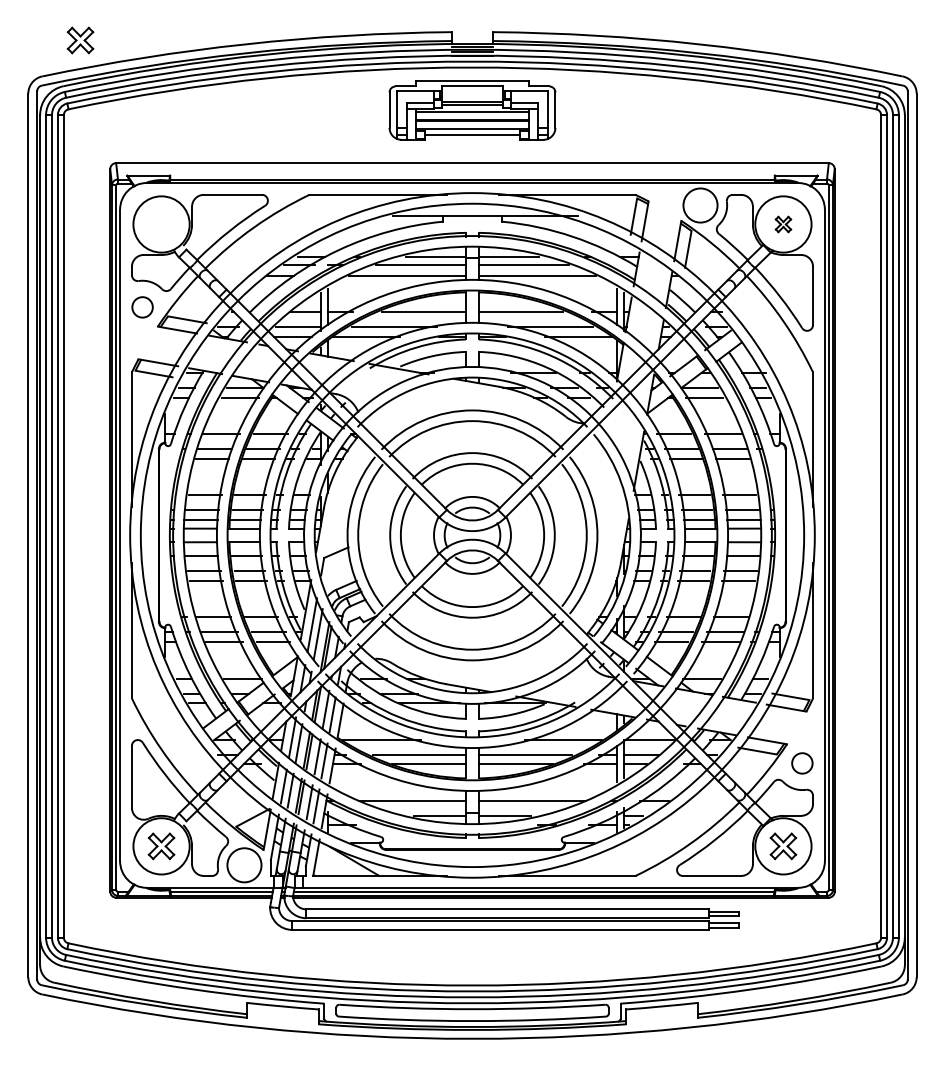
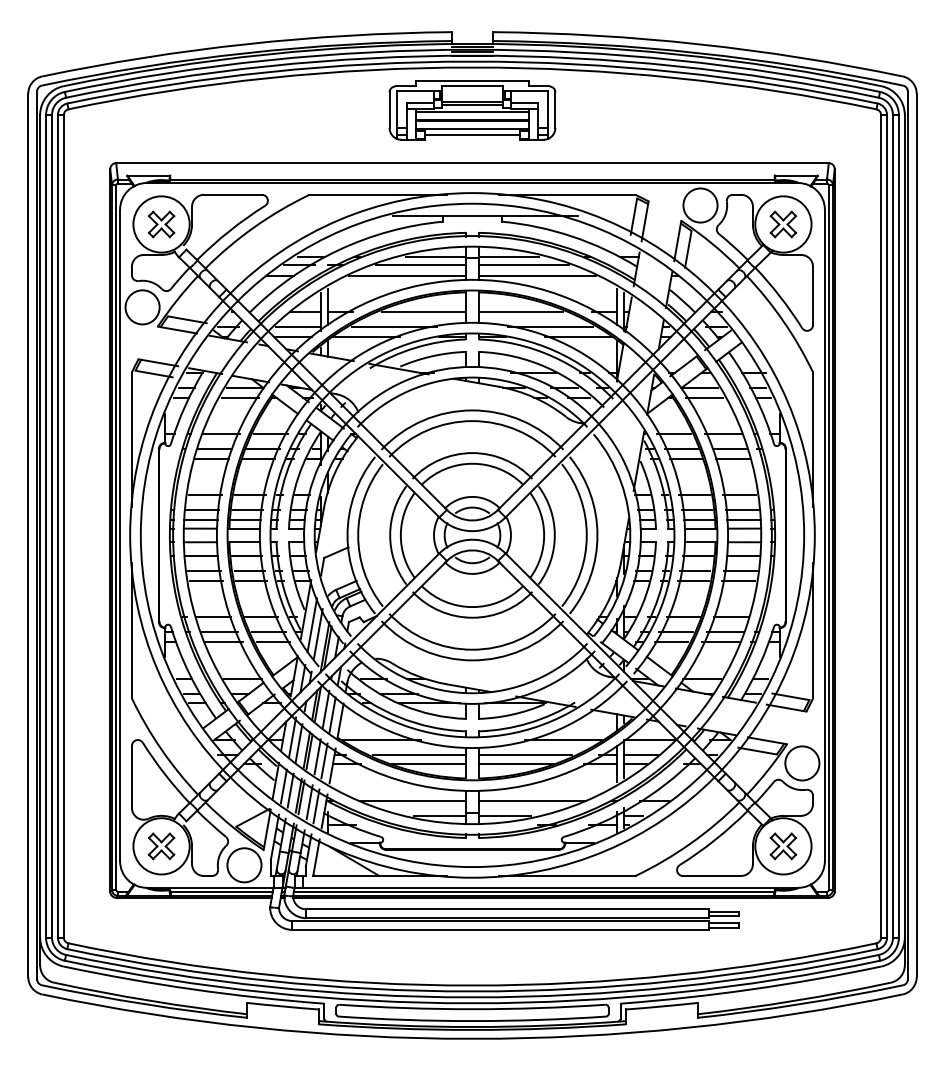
part position: (80, 40) -> (161, 224) (161, 224)
part size: 19x19 px -> 29x29 px (783, 224)
circle diameter: 20 px -> 34 px (142, 307)
circle diameter: 20 px -> 34 px (802, 763)
